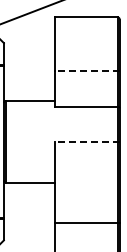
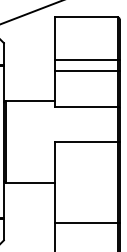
line: none -> present (87, 60)
line: dashed -> solid (87, 71)
line: dashed -> solid (87, 141)
